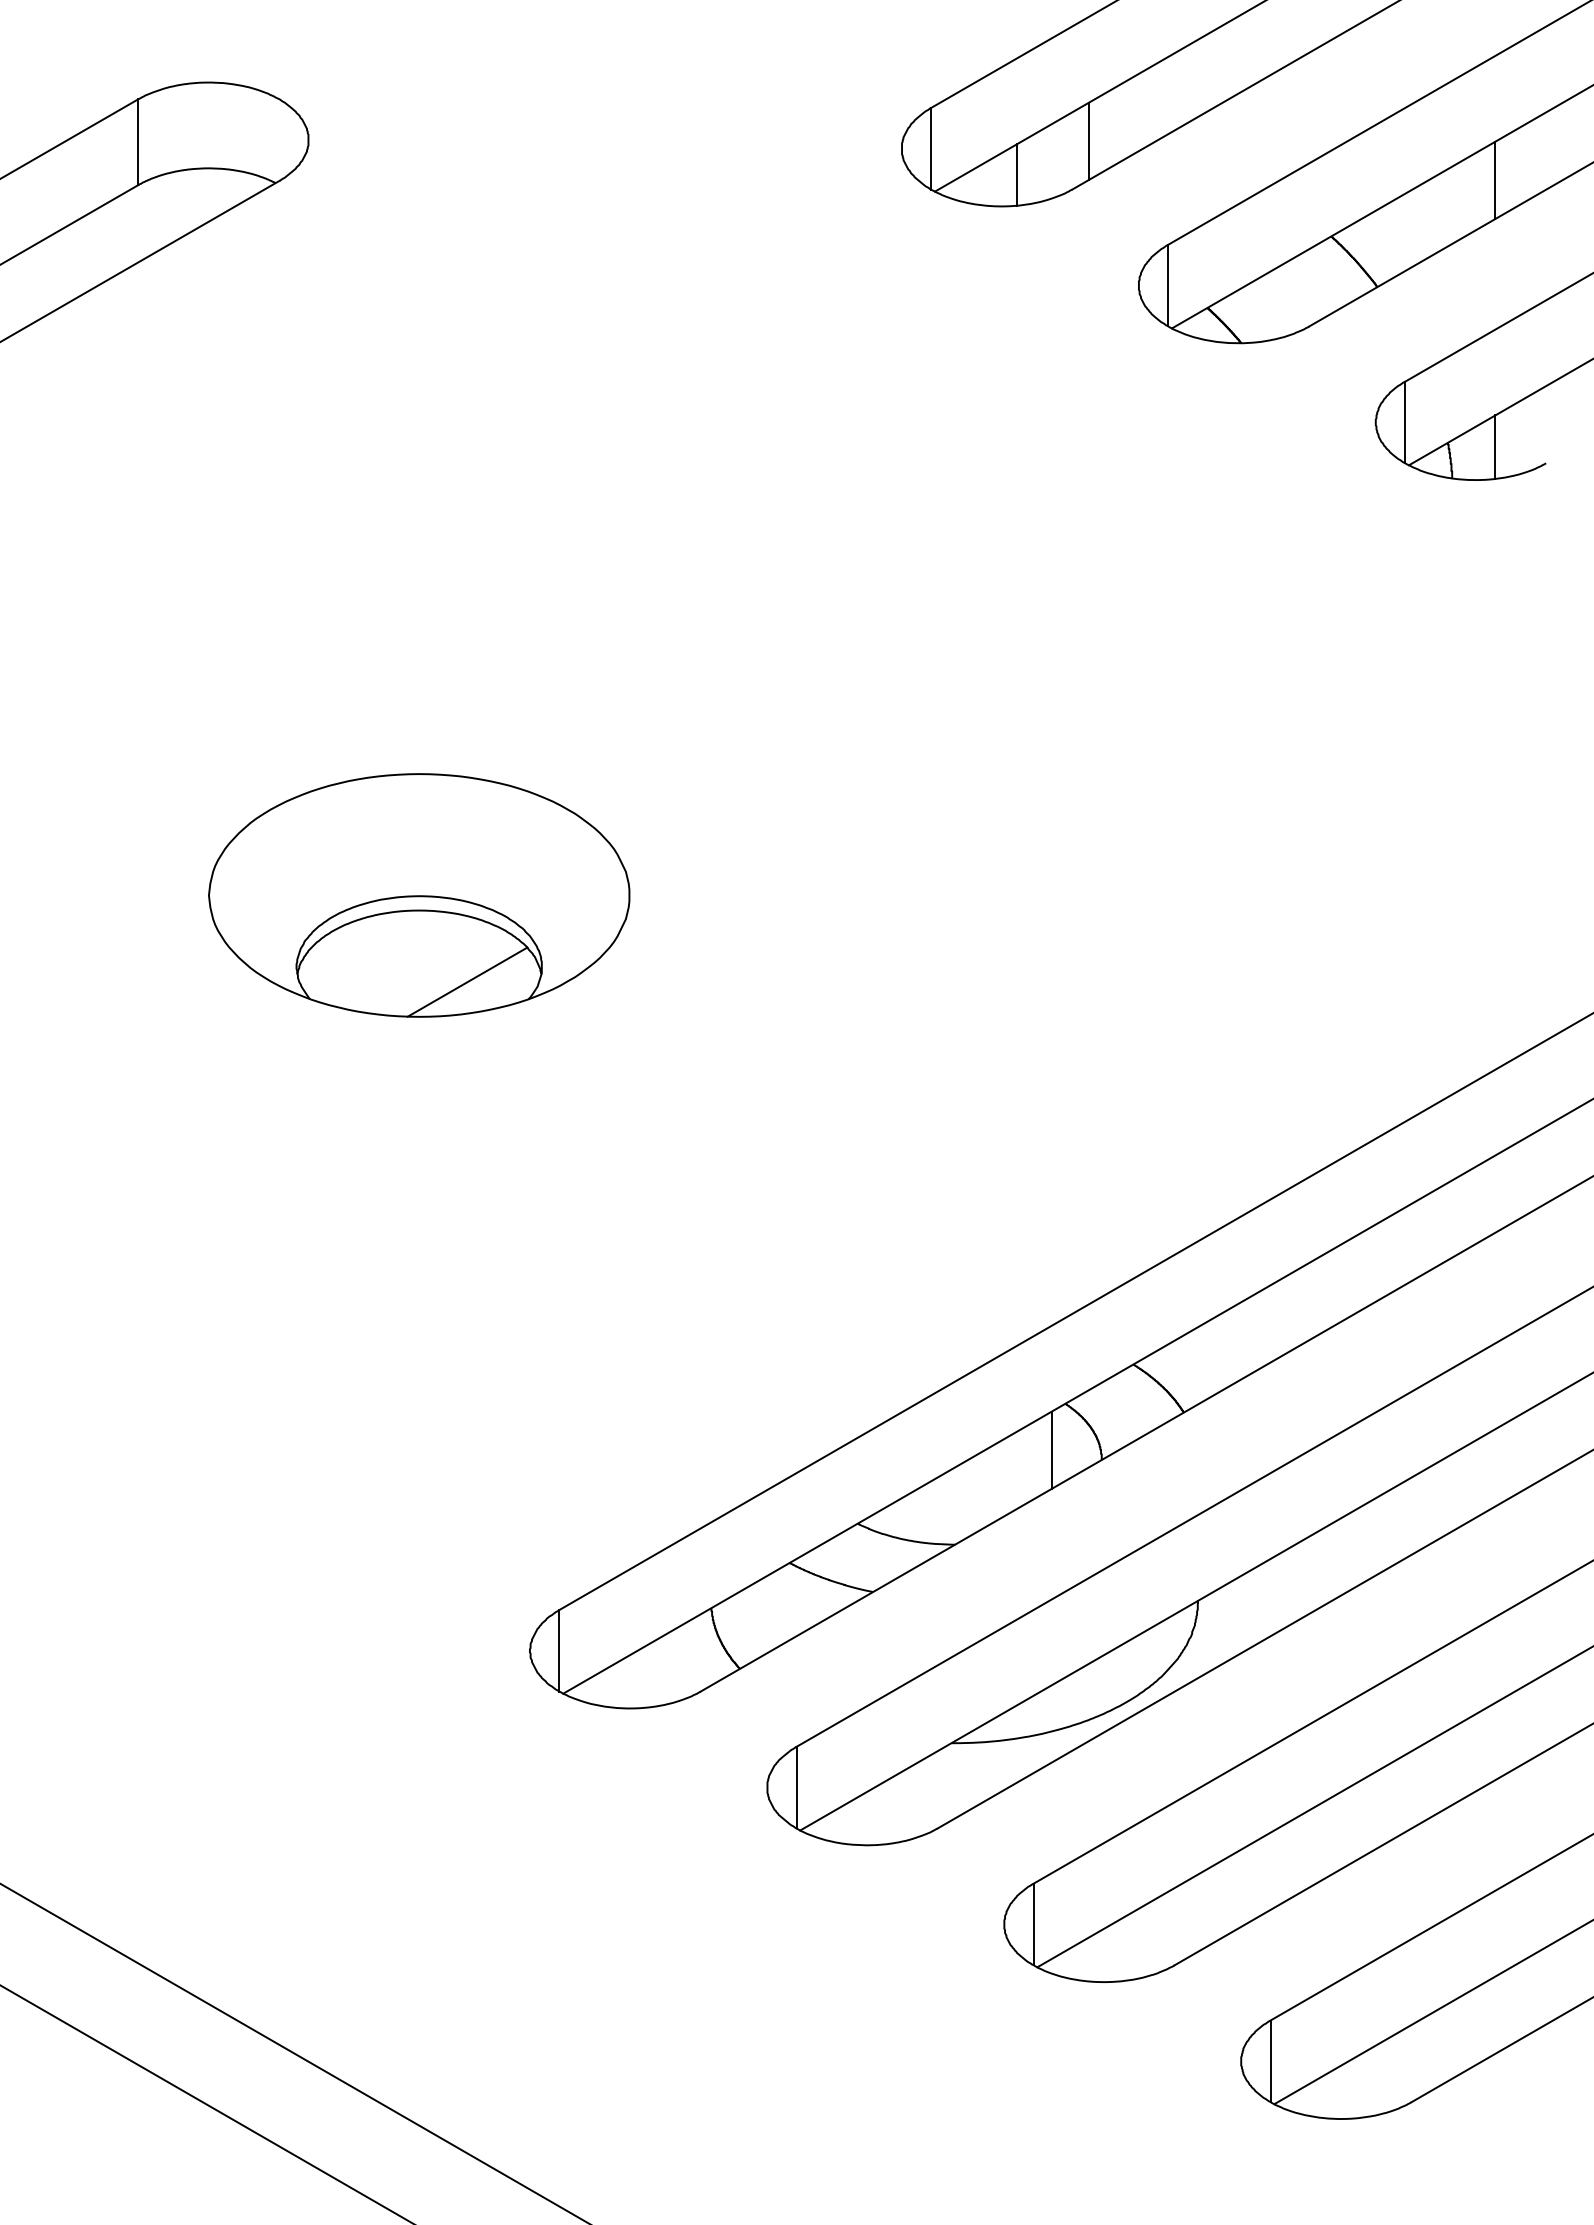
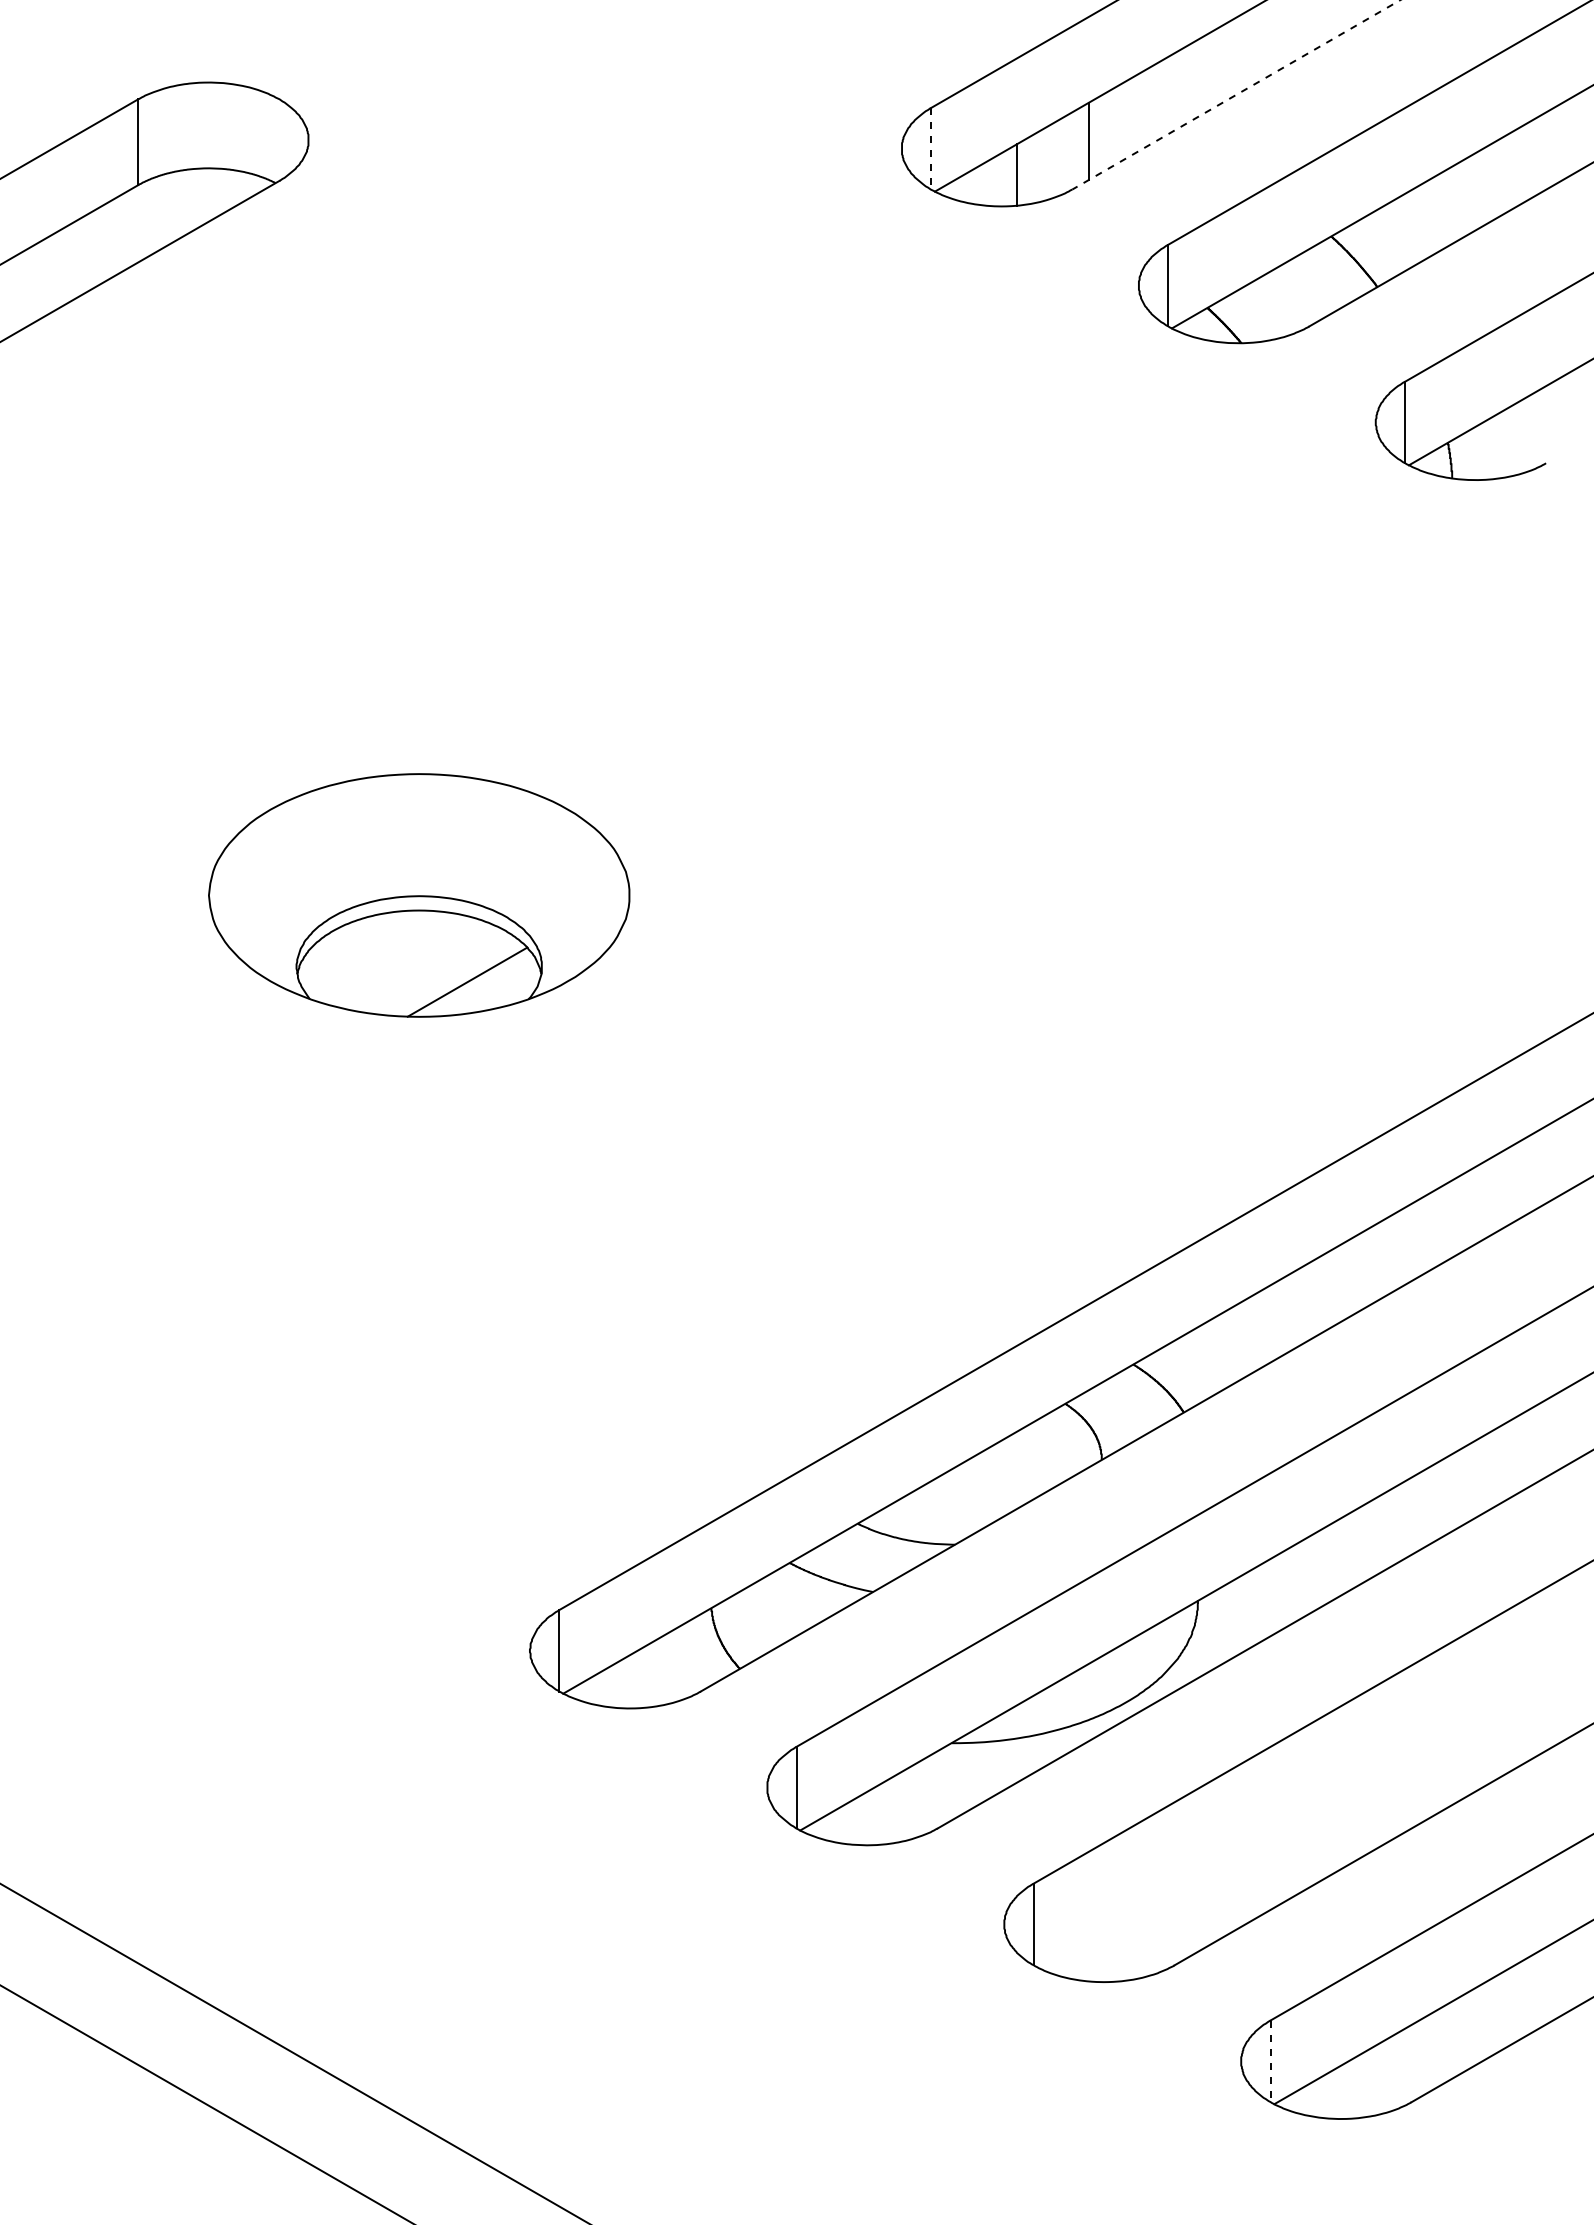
line: solid -> dashed (1235, 95)
line: solid -> dashed (931, 148)
line: present -> none (1495, 180)
line: present -> none (1495, 446)
line: present -> none (1051, 1449)
line: present -> none (1313, 1807)
line: solid -> dashed (1270, 2061)
